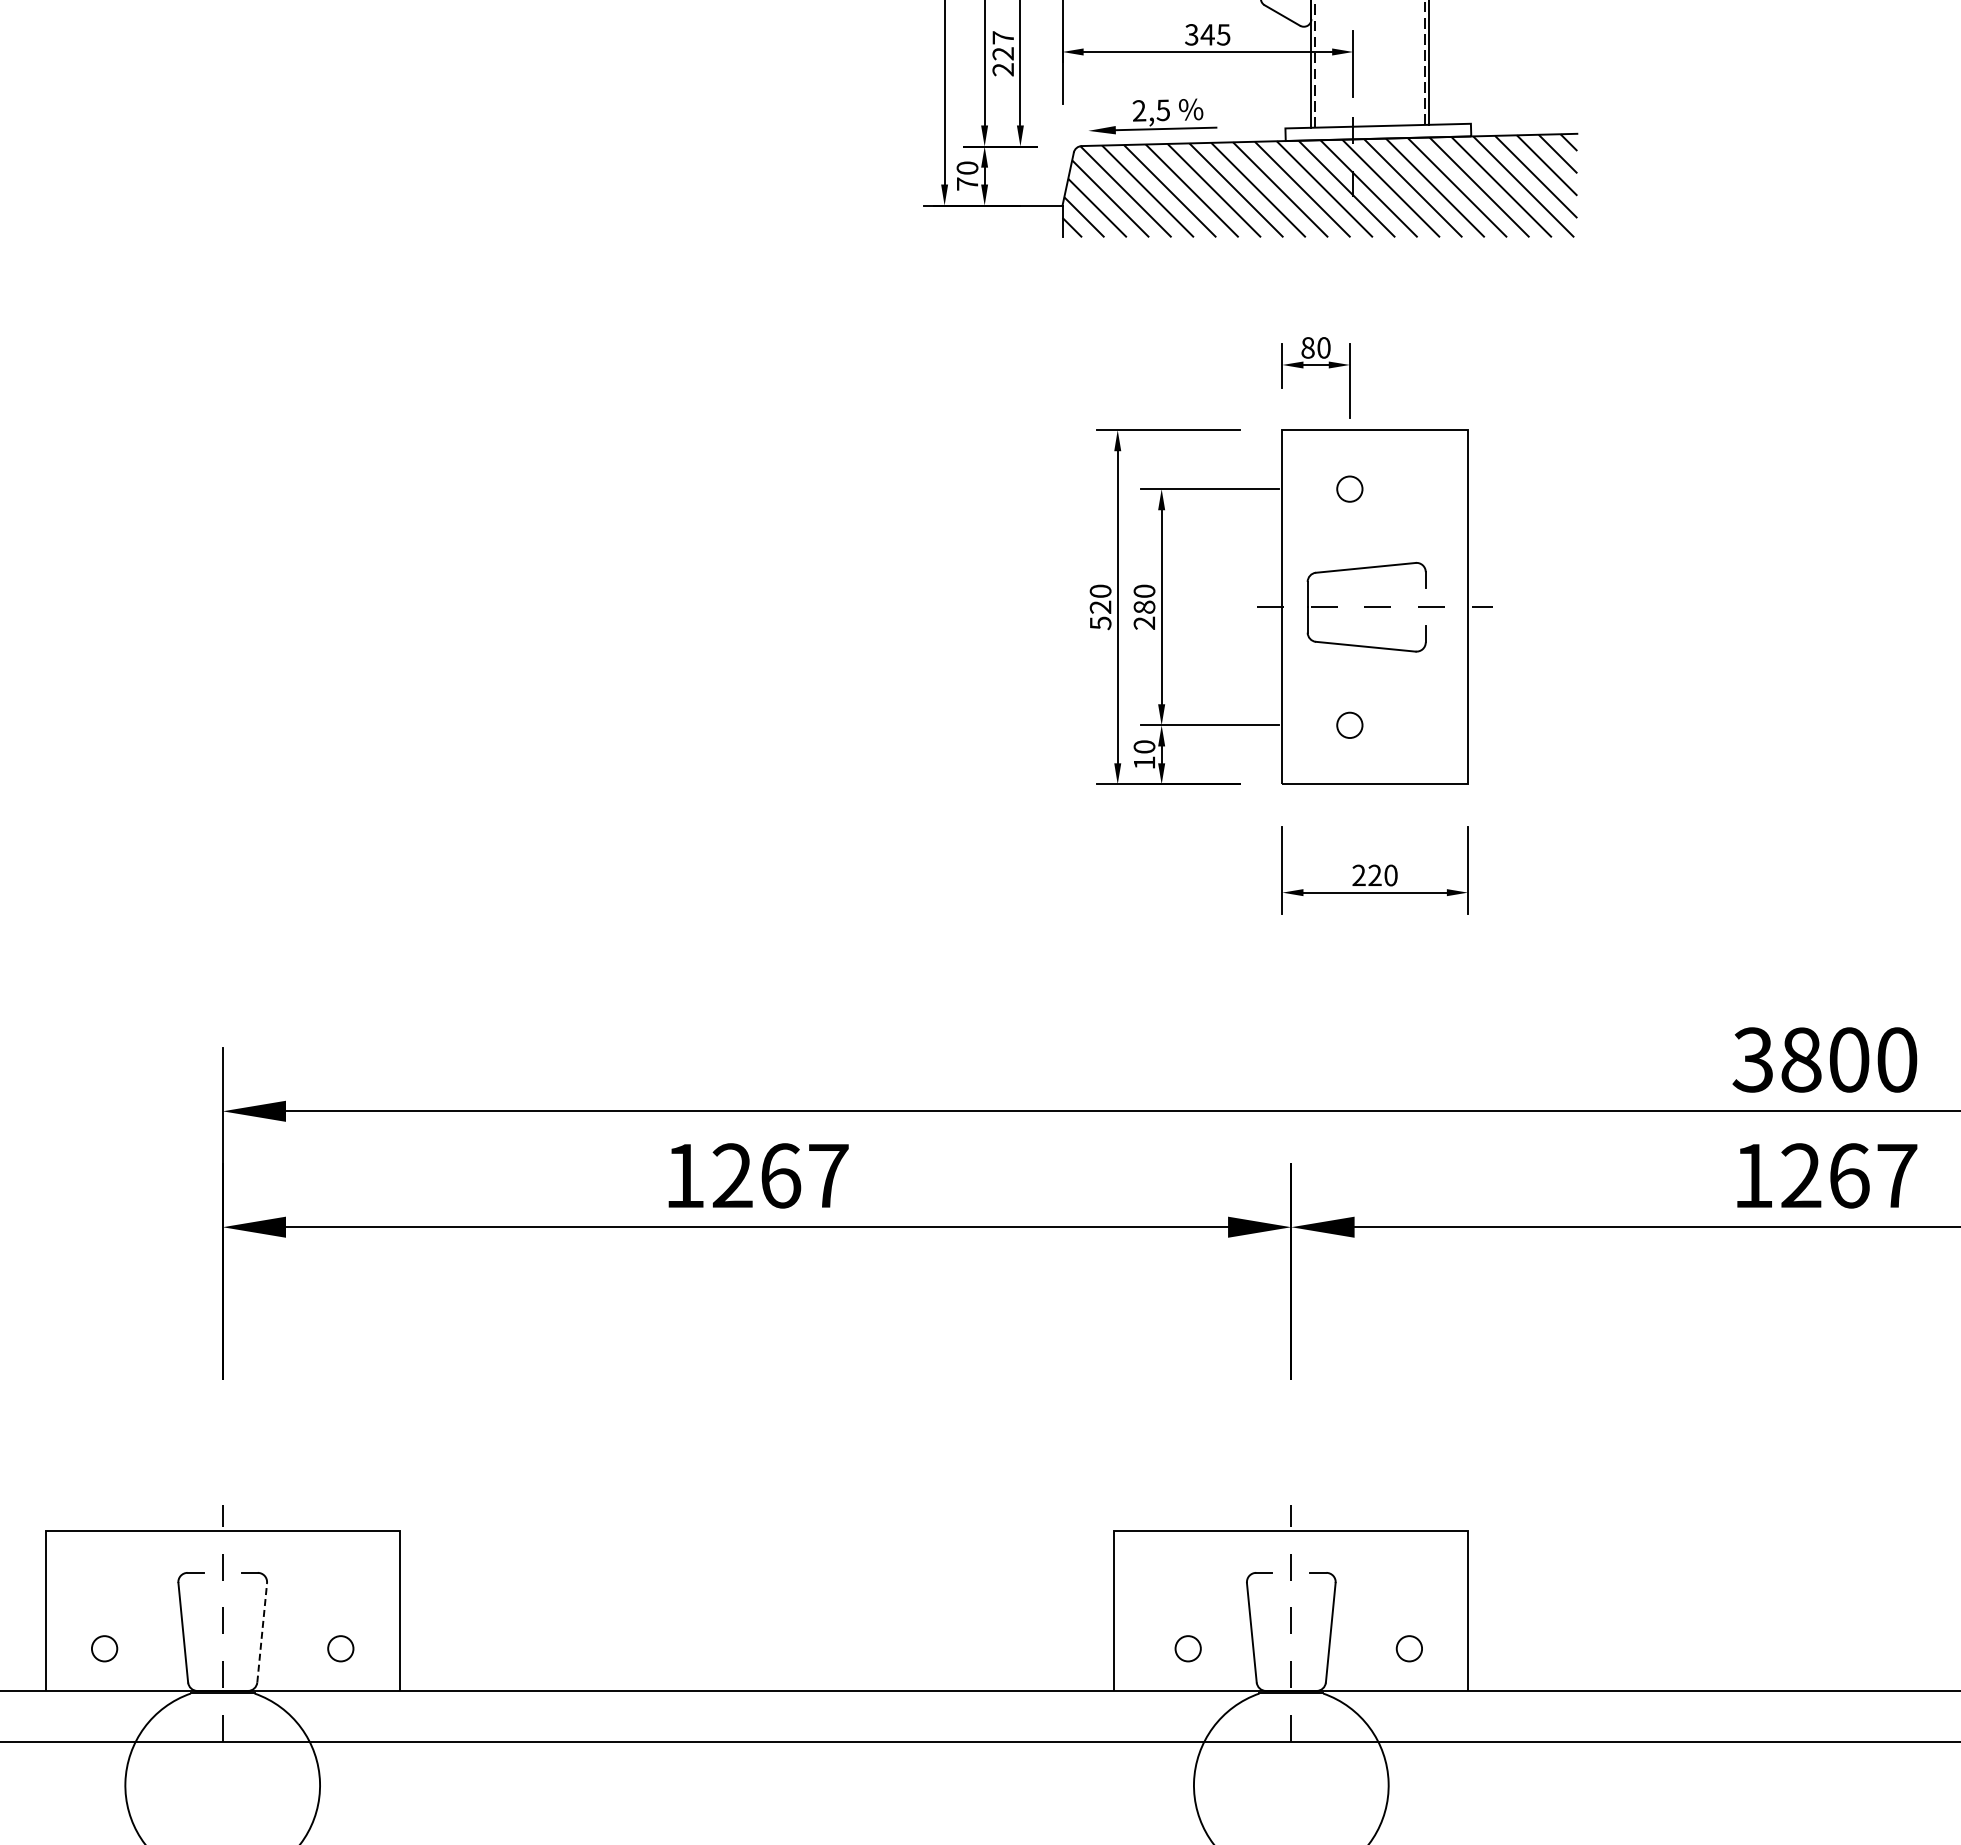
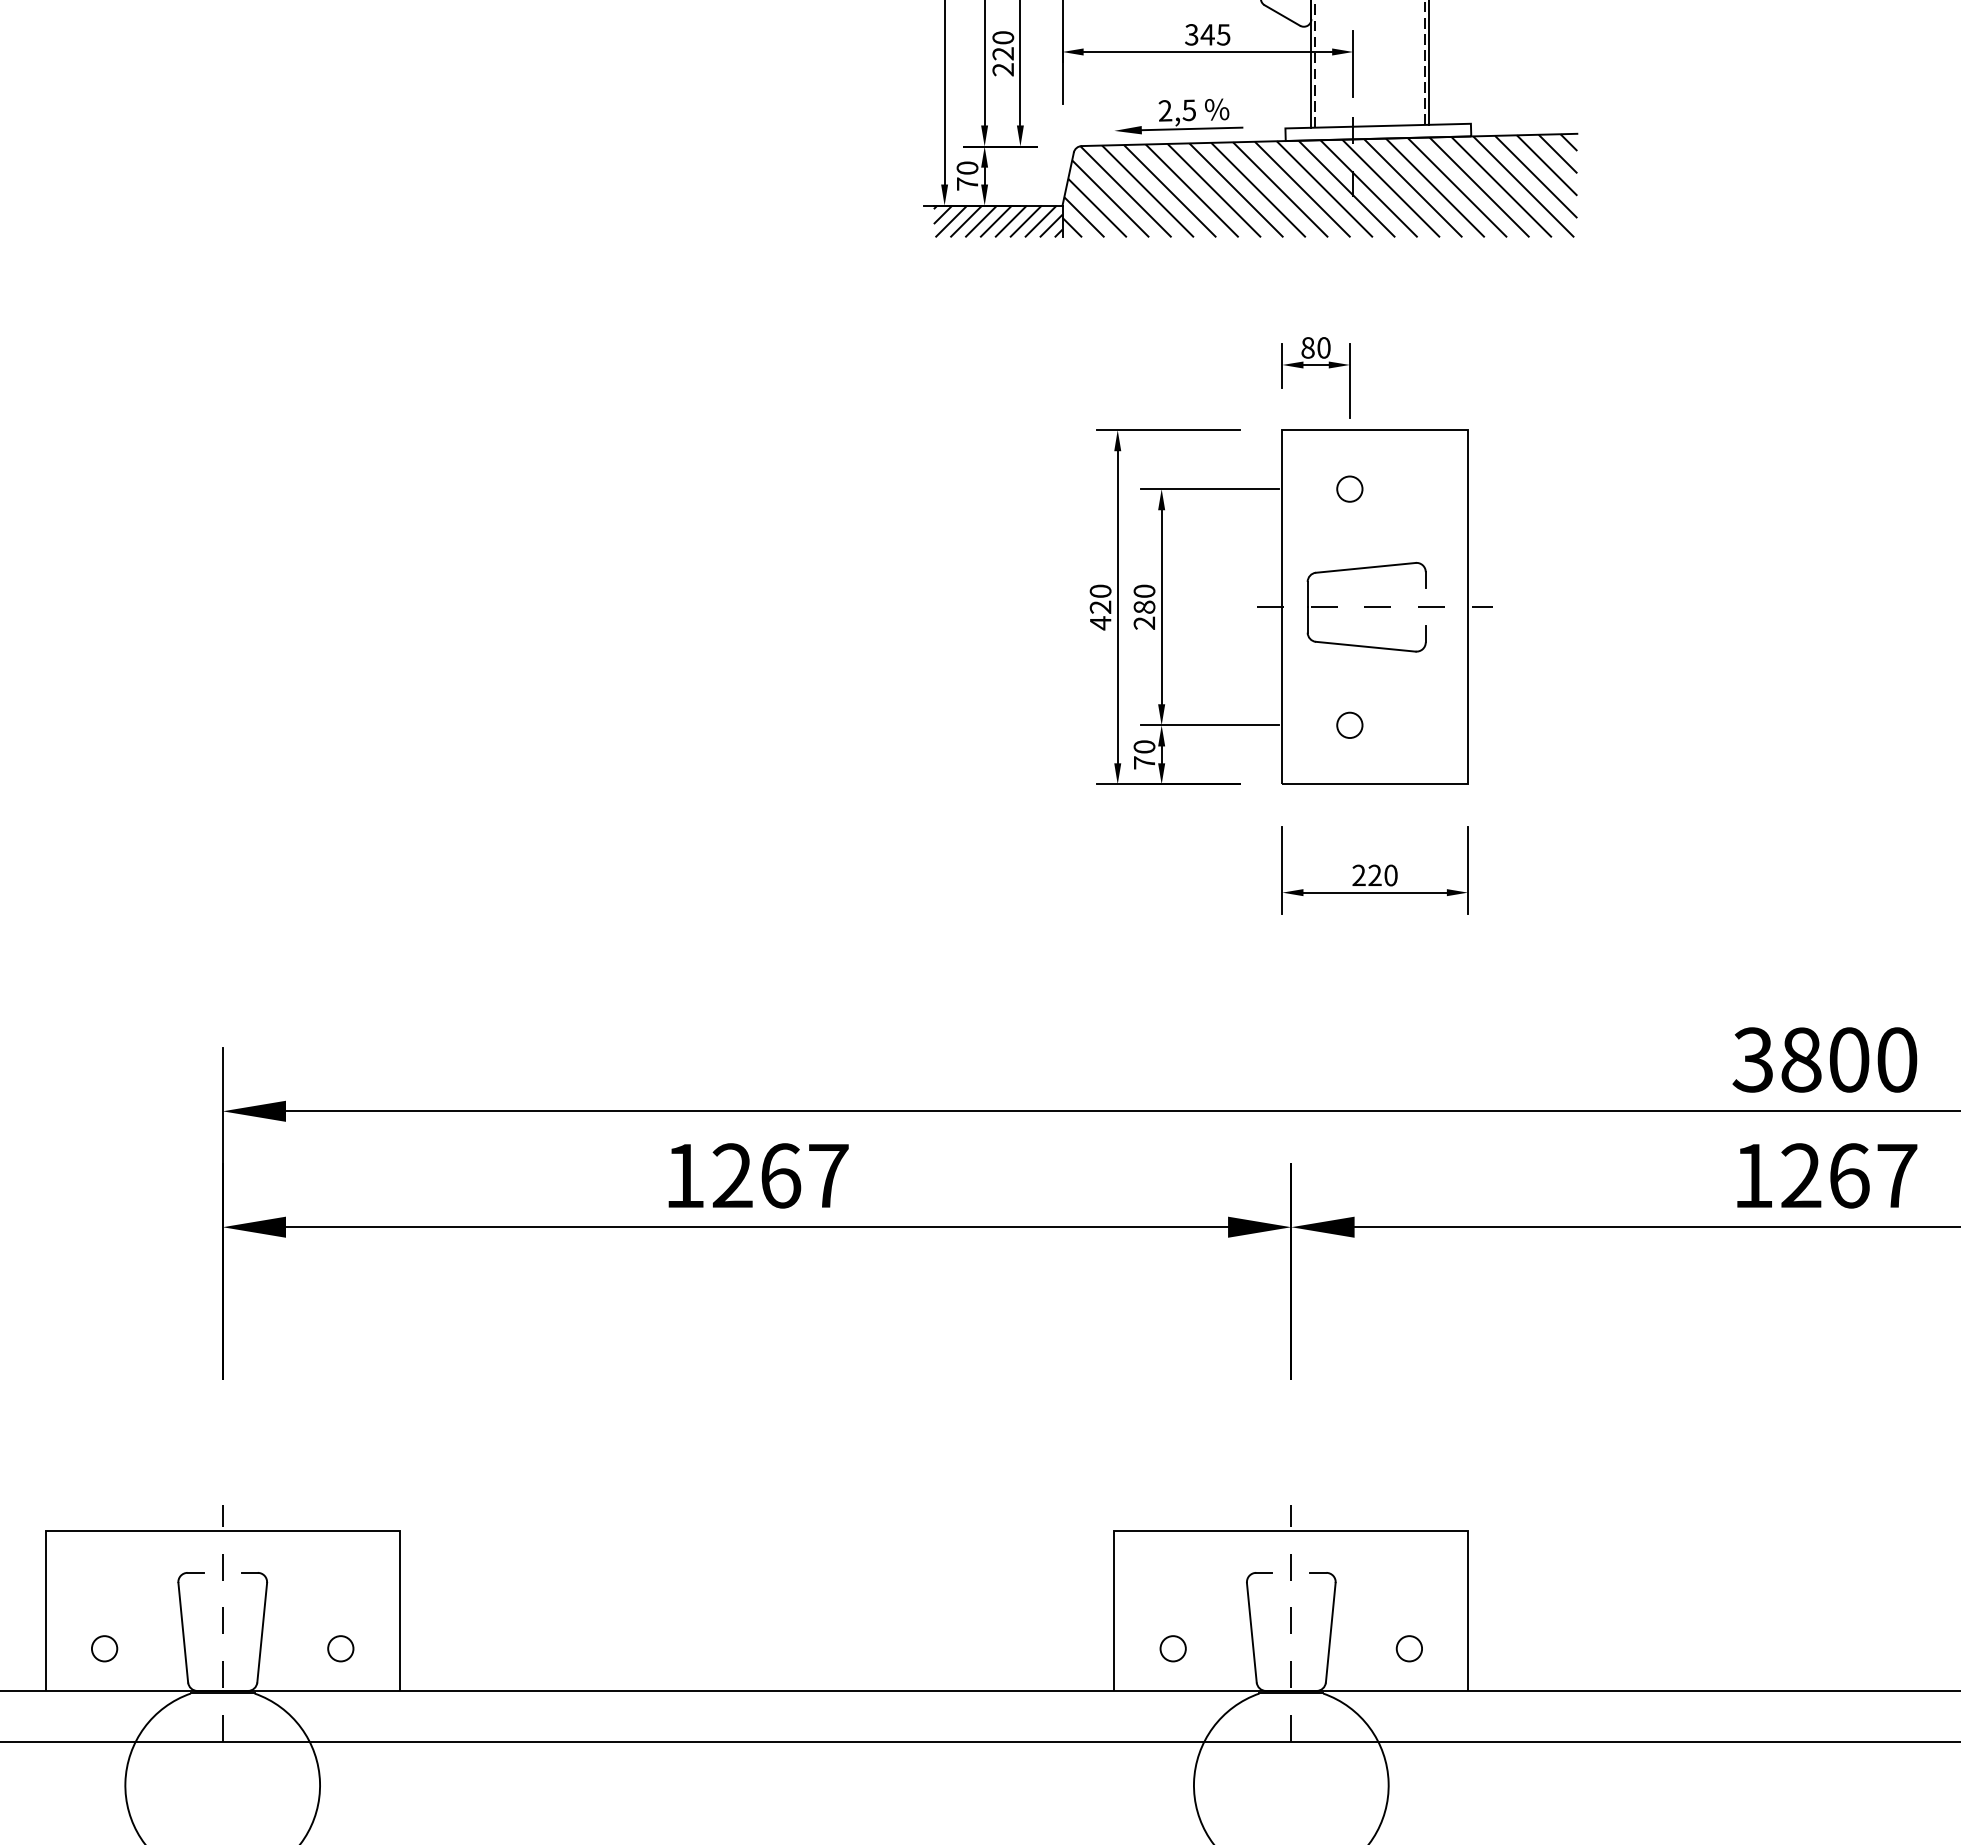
text: 227 -> 220 (1003, 37)
part position: (1153, 116) -> (1179, 116) (1179, 116)
hatch: none -> present (997, 221)
text: 520 -> 420 (1100, 623)
text: 10 -> 70 (1144, 762)
line: dashed -> solid (262, 1632)
circle position: (1187, 1648) -> (1172, 1648) (1172, 1648)
